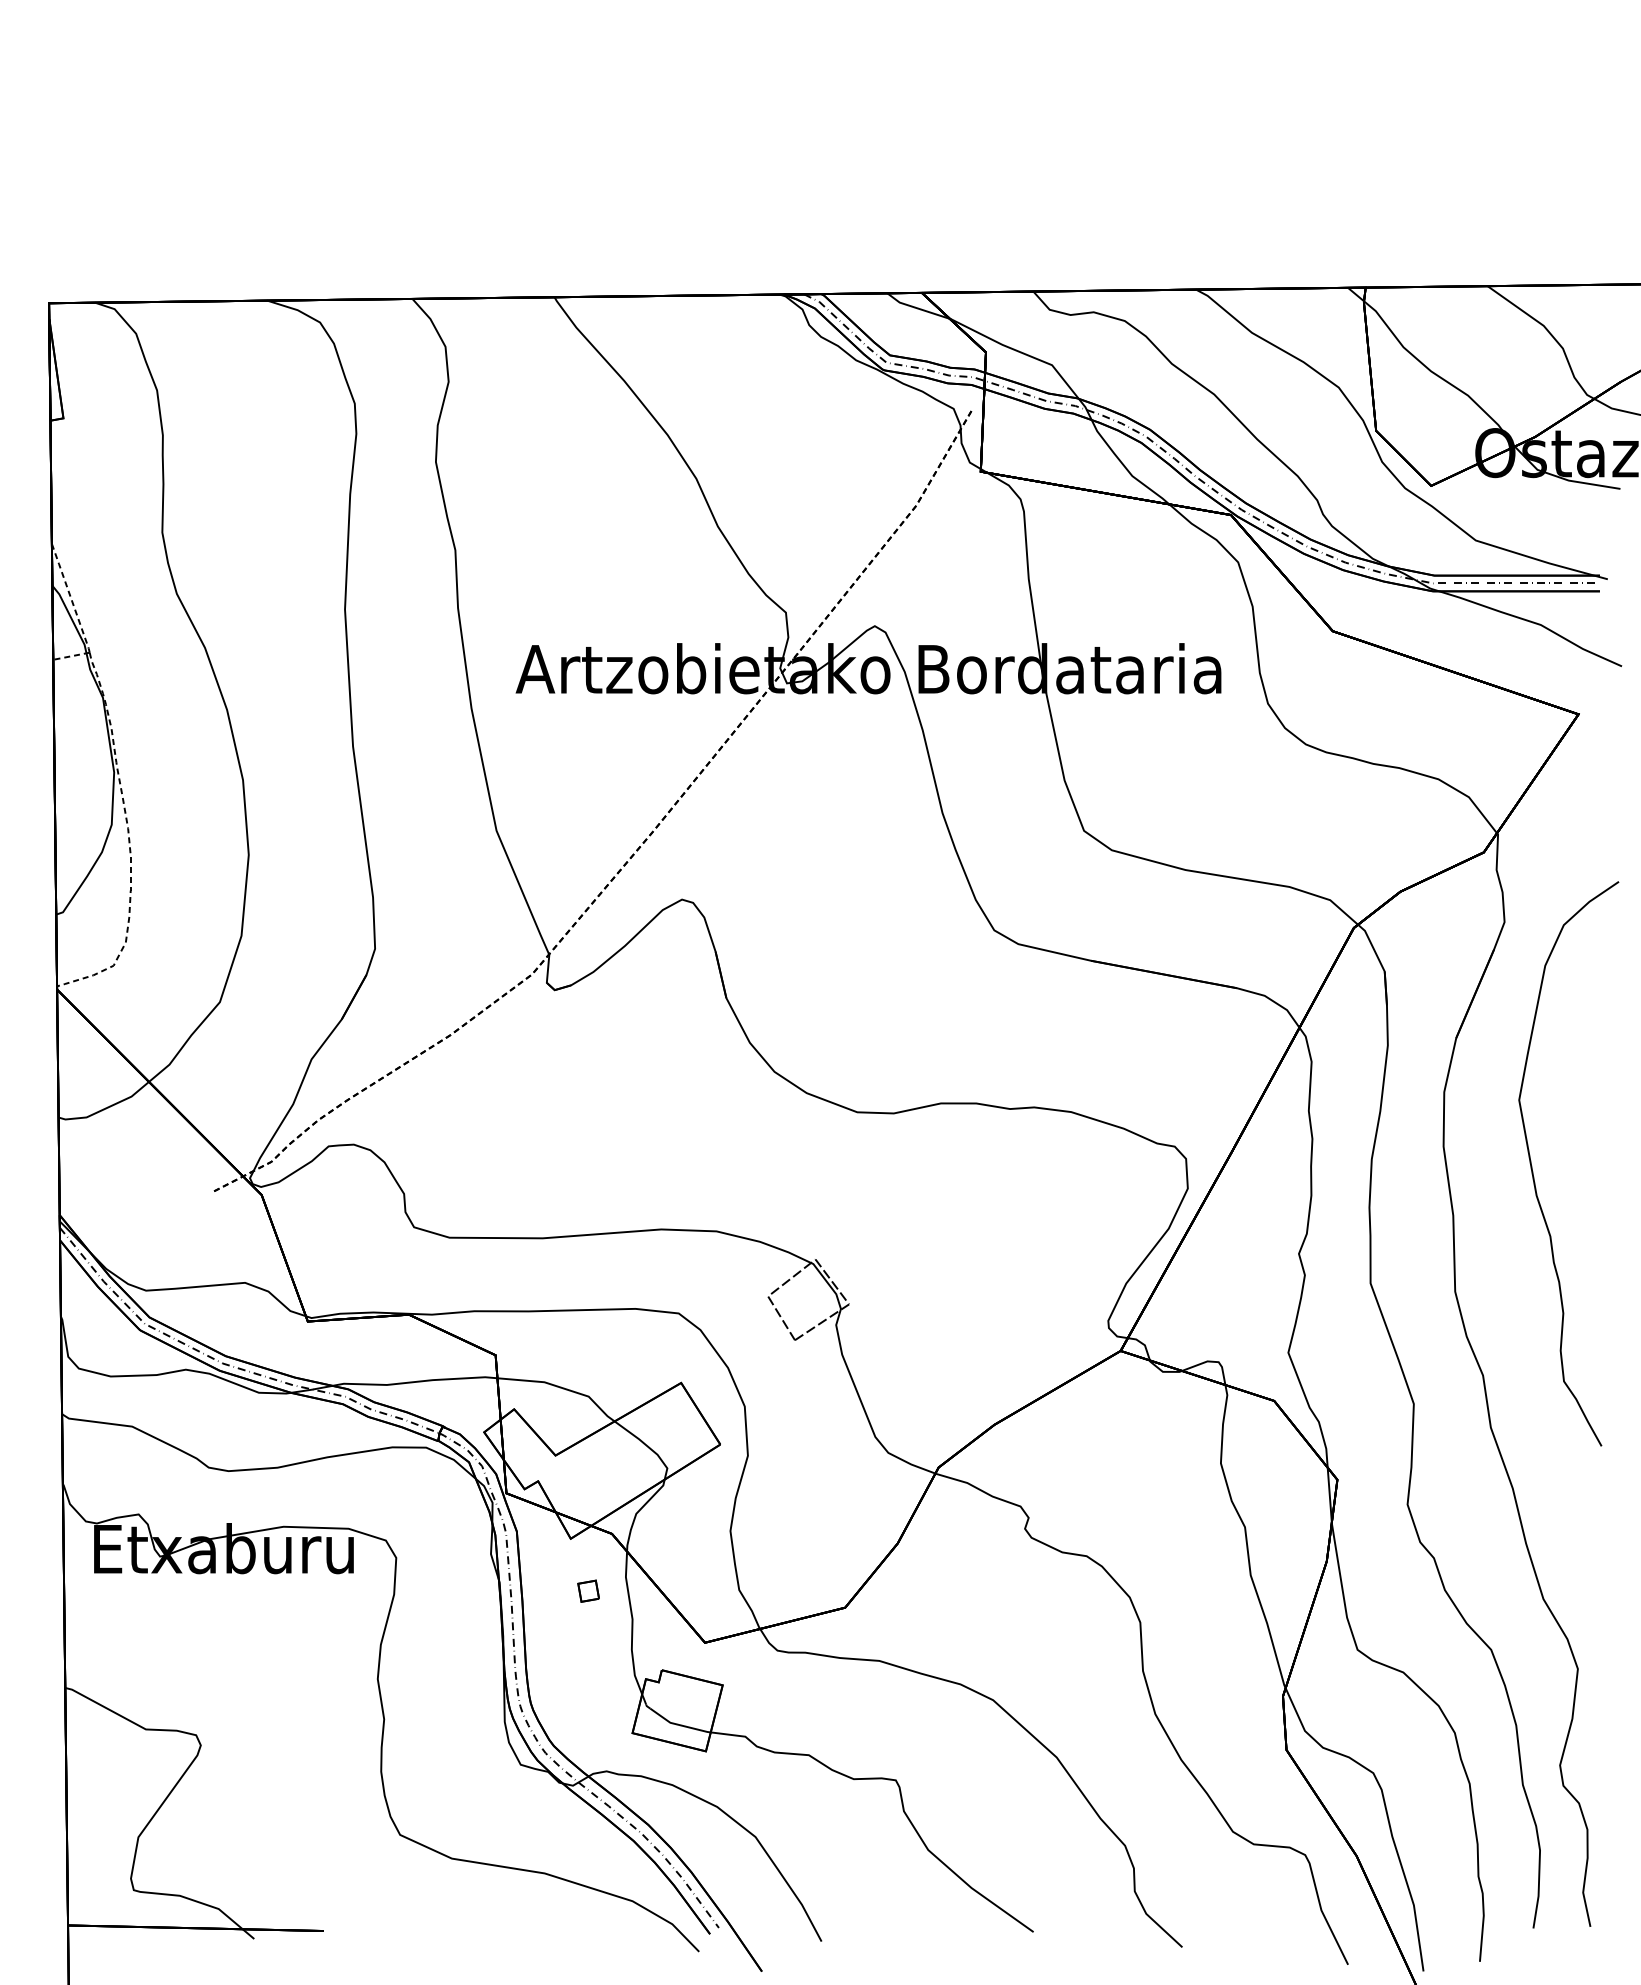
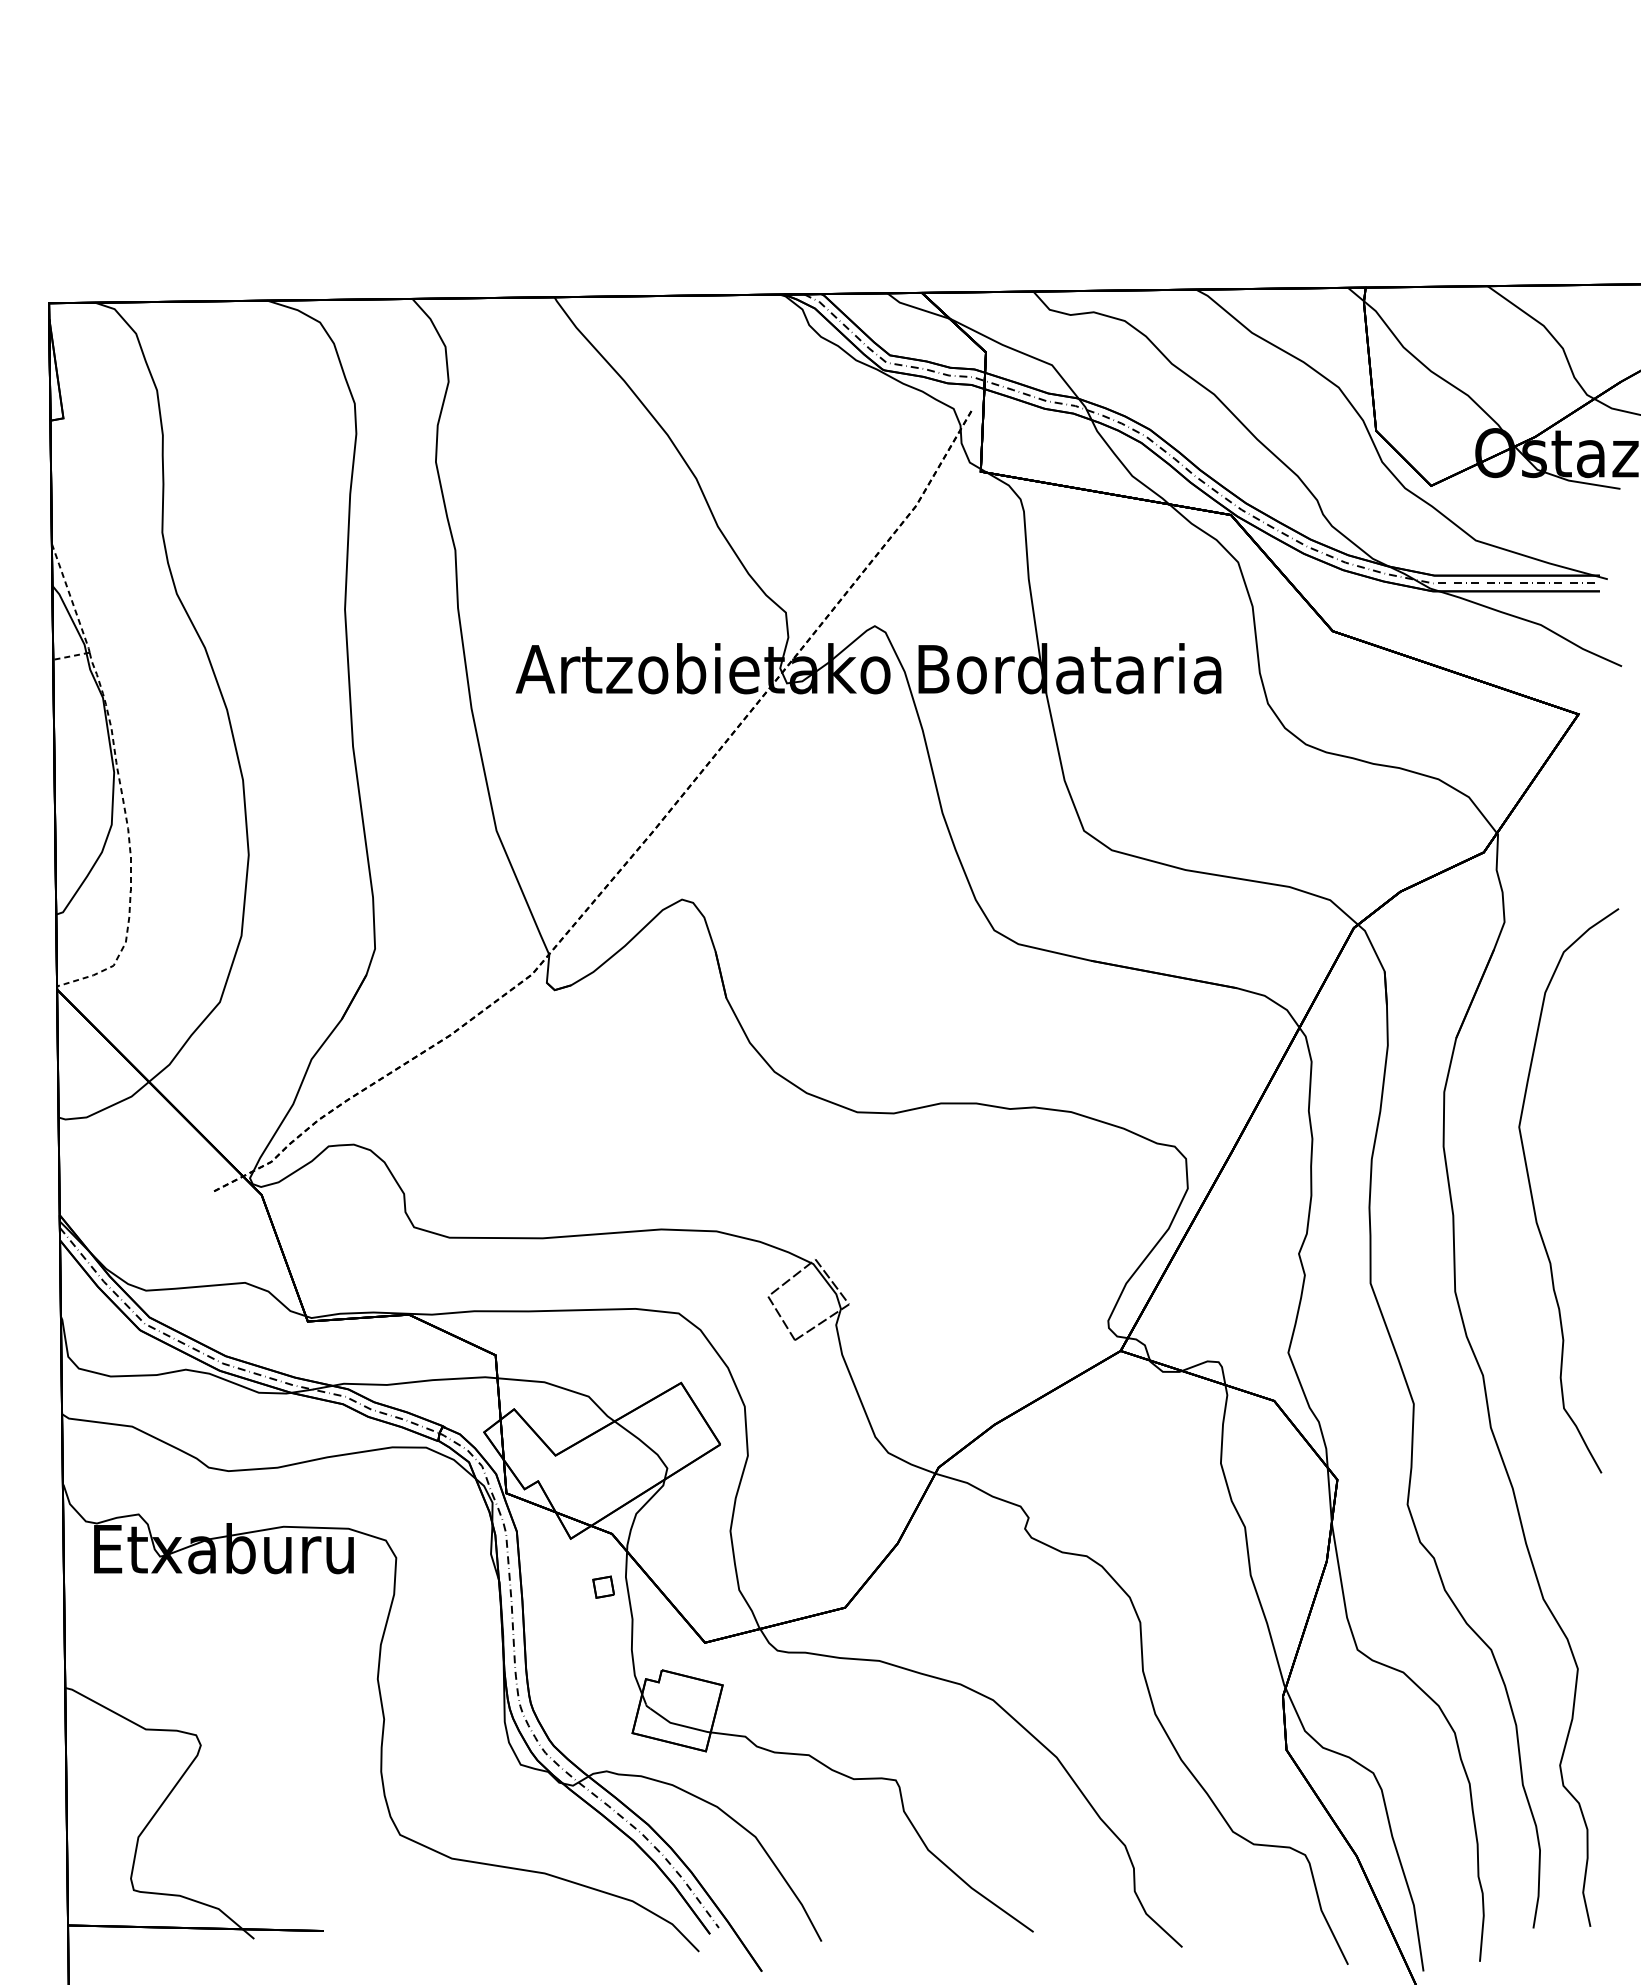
curve position: (1533, 1171) -> (1533, 1198) (1533, 1198)
part position: (588, 1590) -> (603, 1586) (603, 1586)
